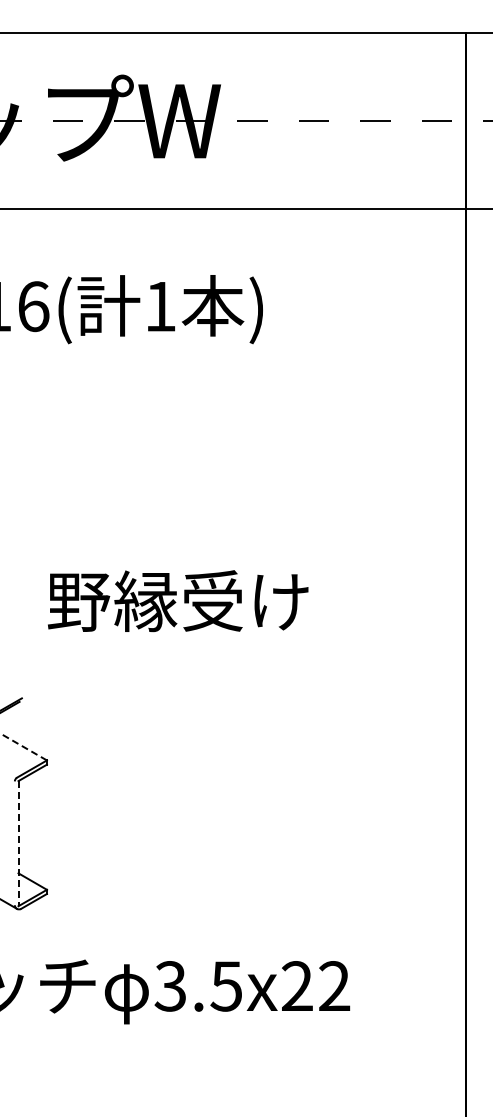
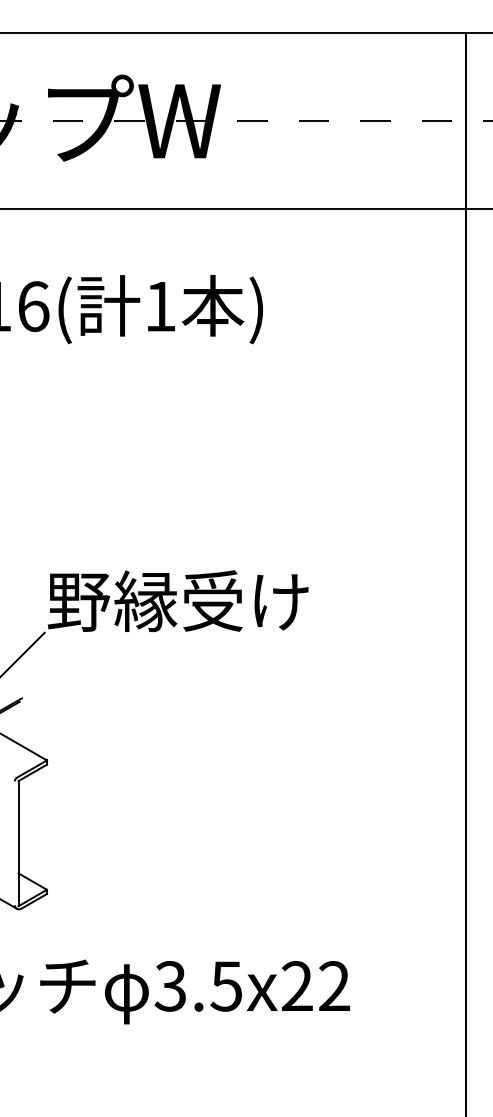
line: none -> present (23, 653)
line: dashed -> solid (23, 746)
line: dashed -> solid (18, 843)
